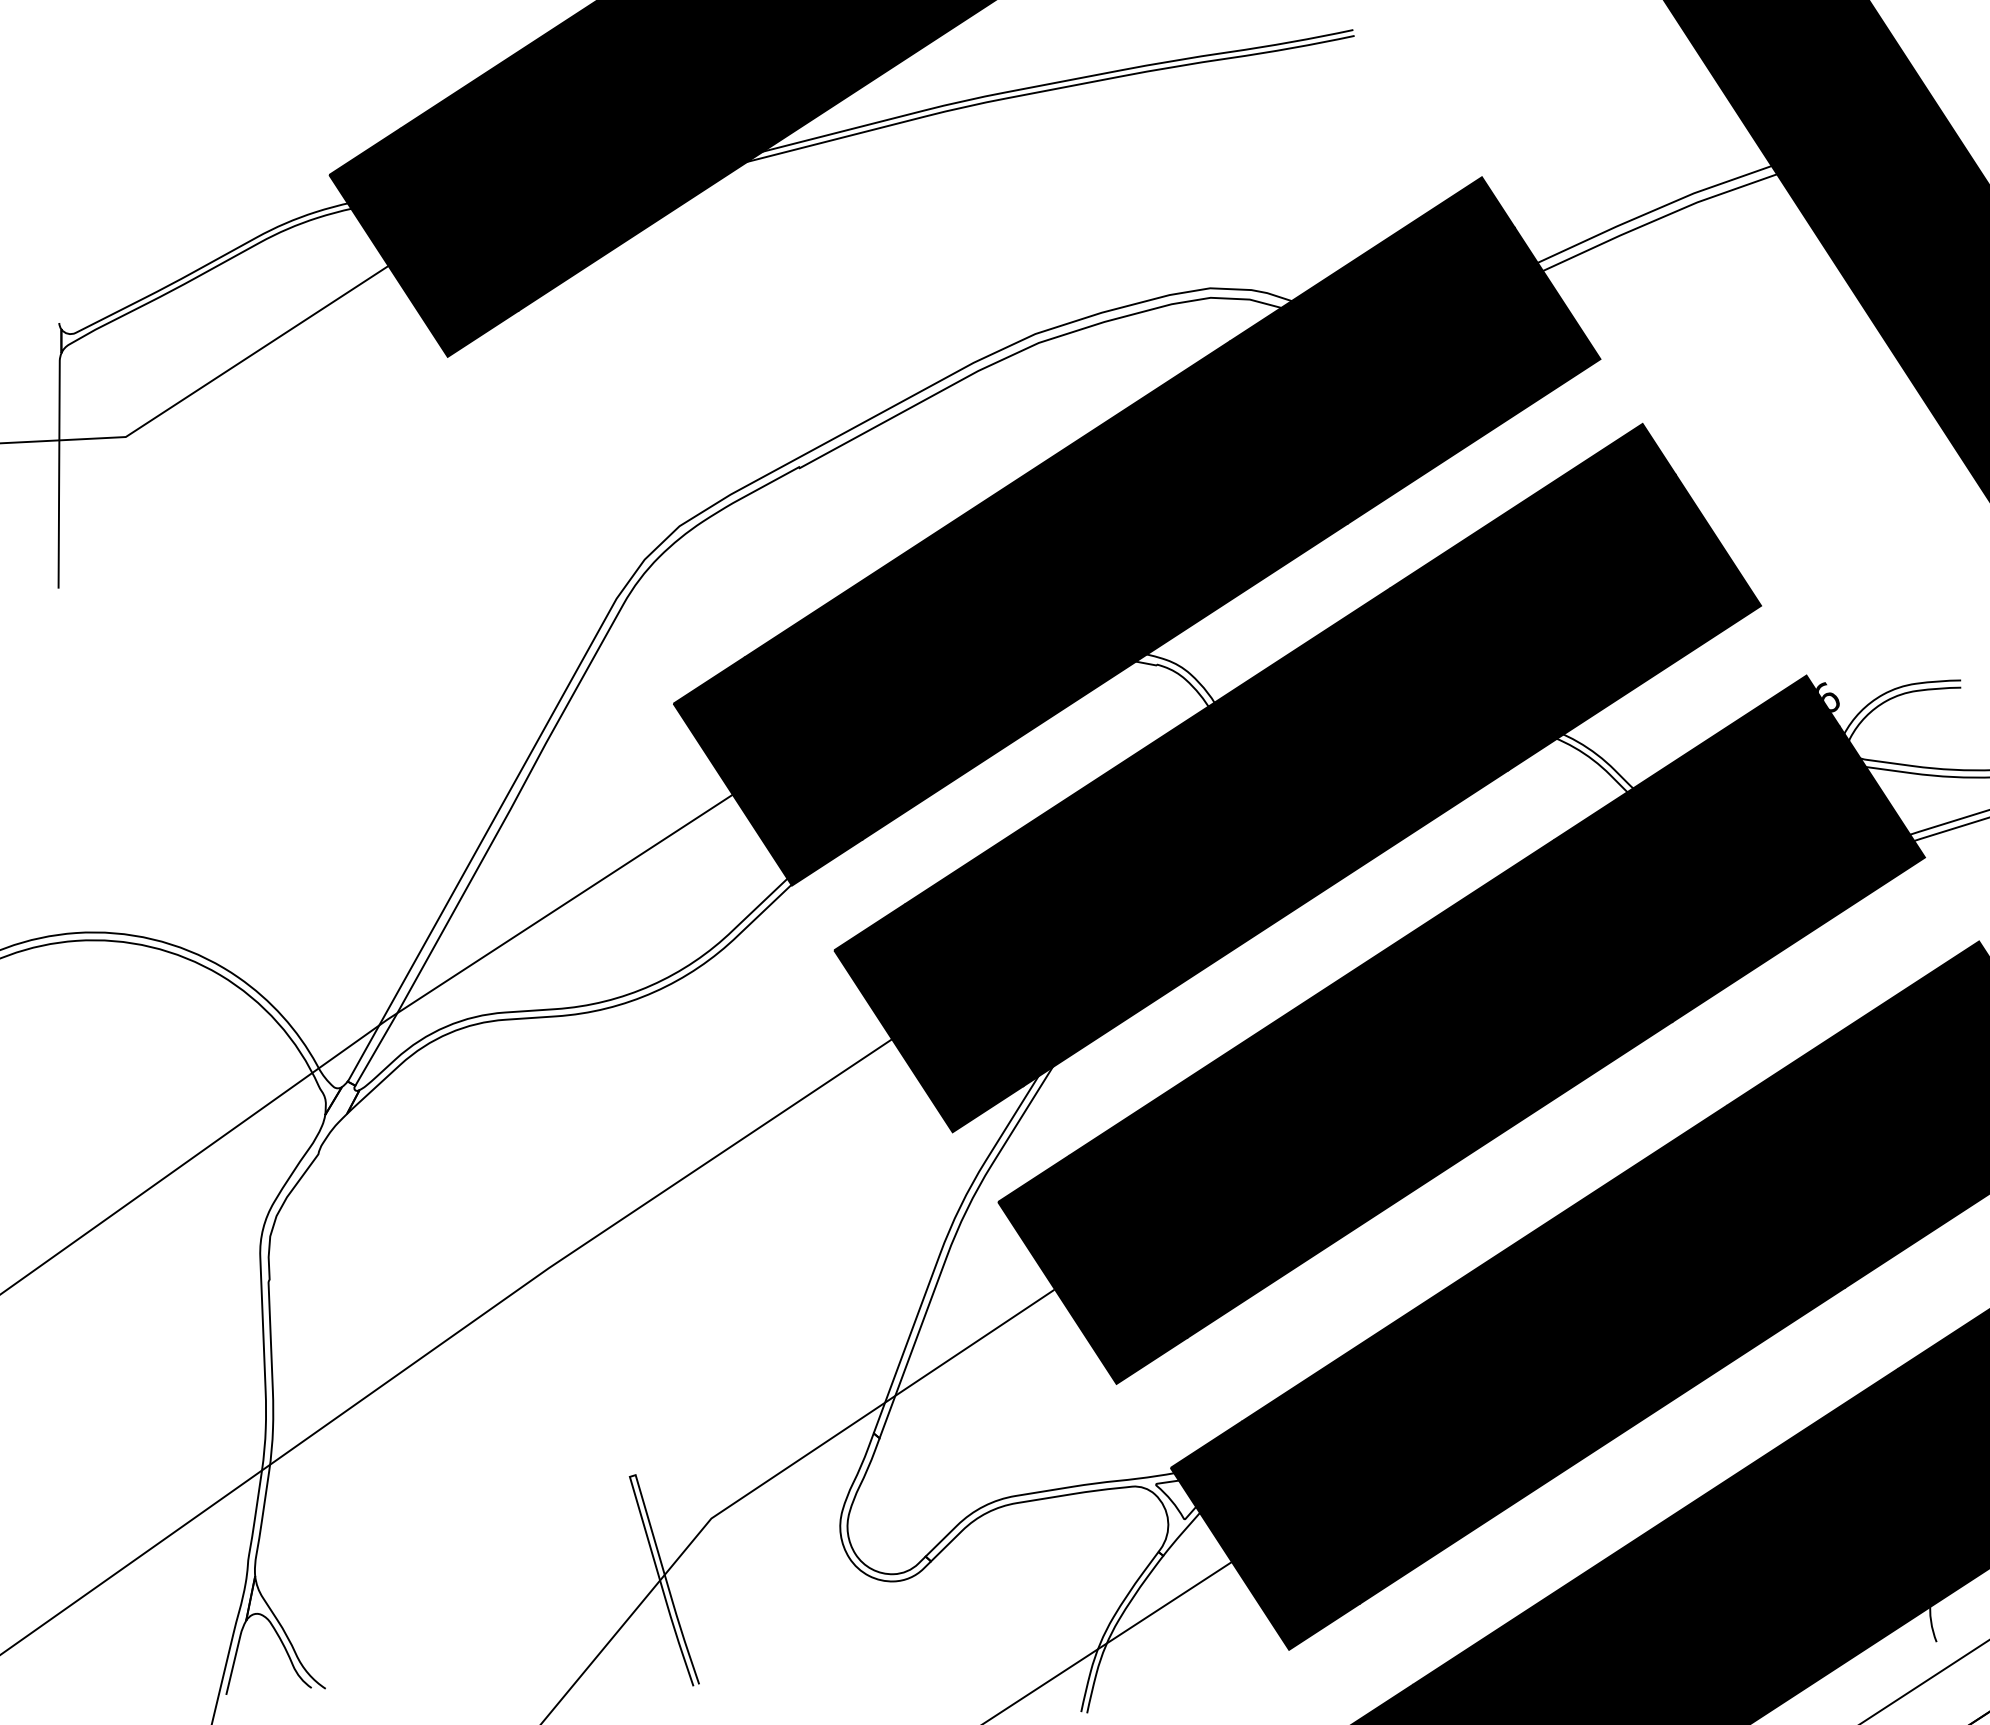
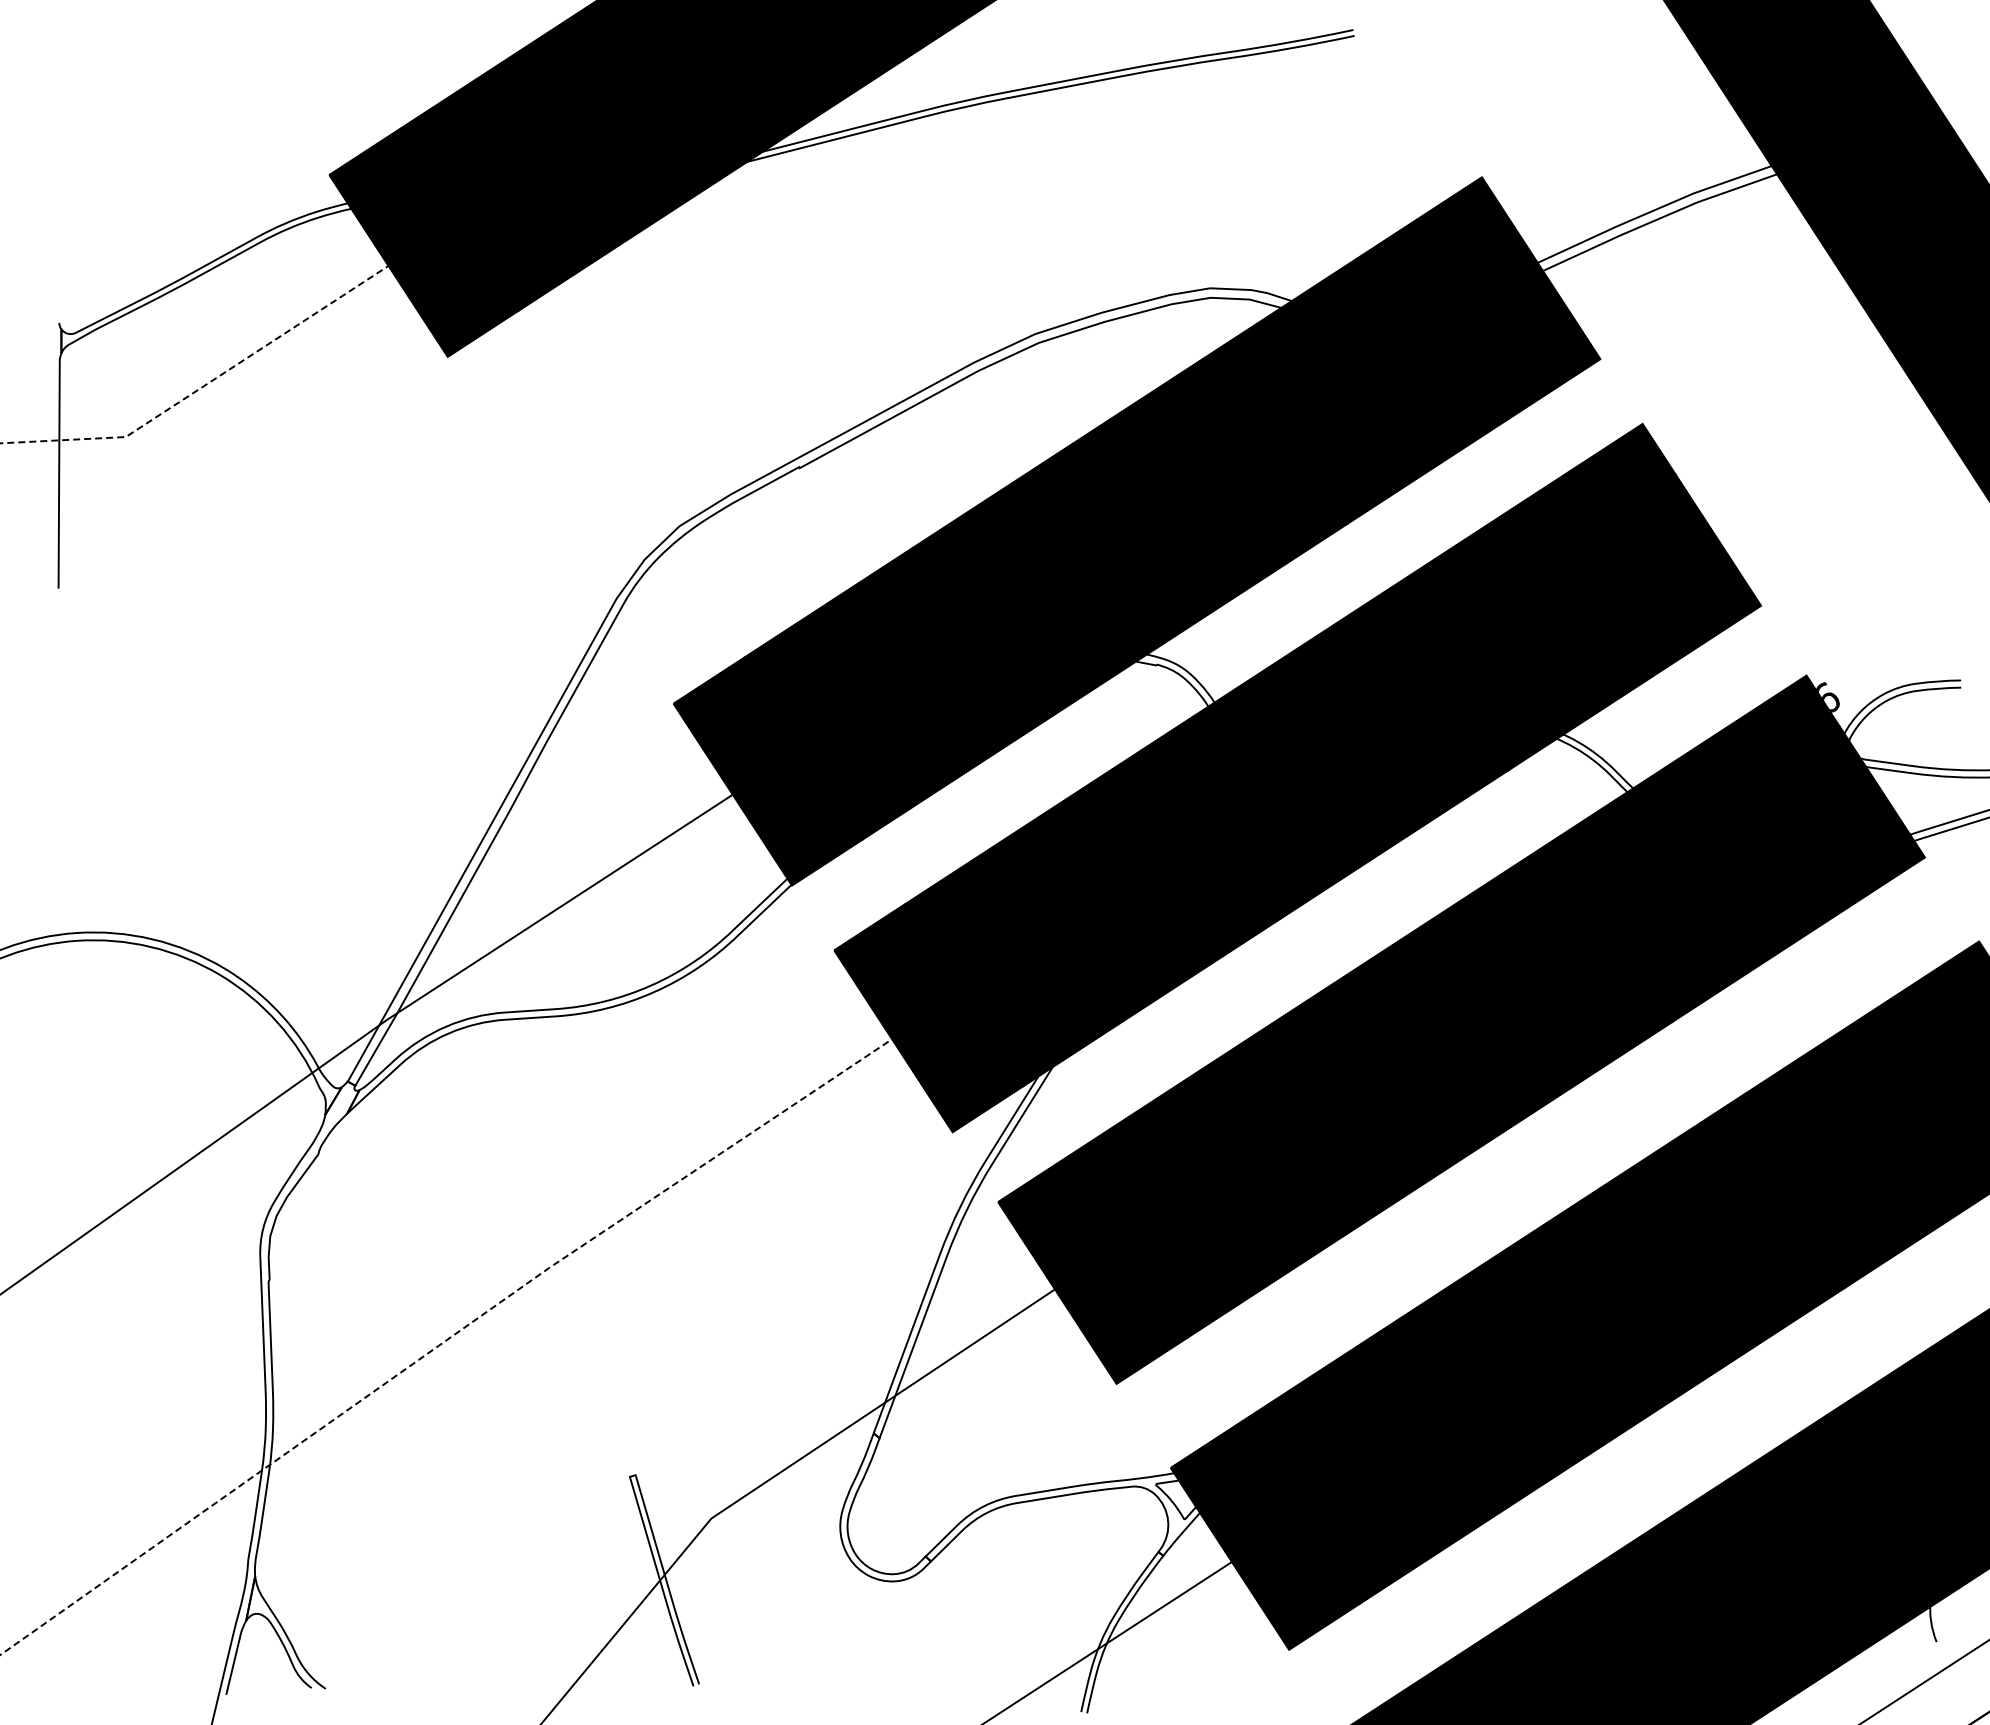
line: solid -> dashed (204, 385)
line: solid -> dashed (444, 1341)
